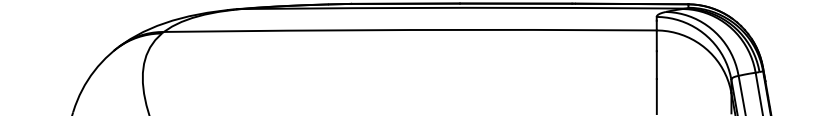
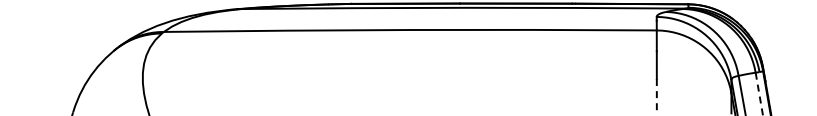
line: solid -> dashed (759, 94)
line: solid -> dashed (656, 97)
